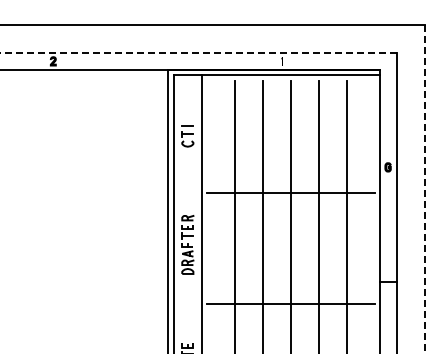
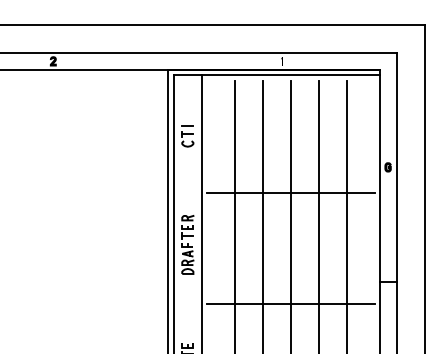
line: dashed -> solid (198, 53)
line: dashed -> solid (425, 189)
